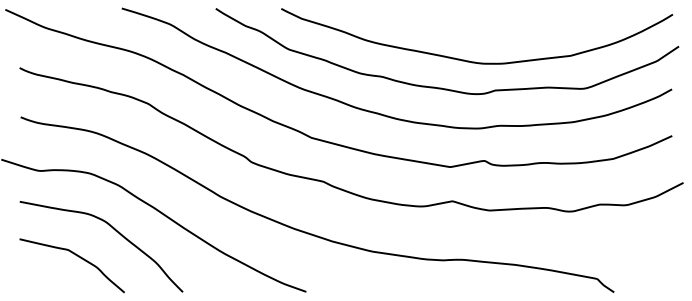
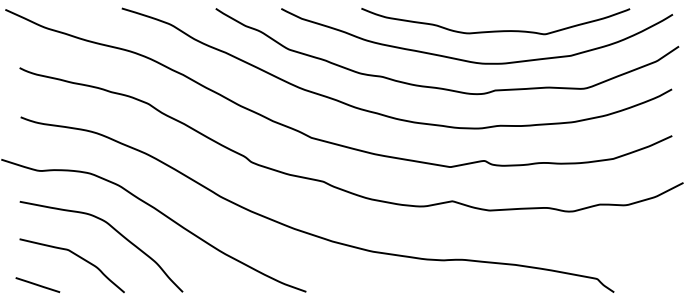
curve: none -> present (495, 30)
line: none -> present (37, 284)
